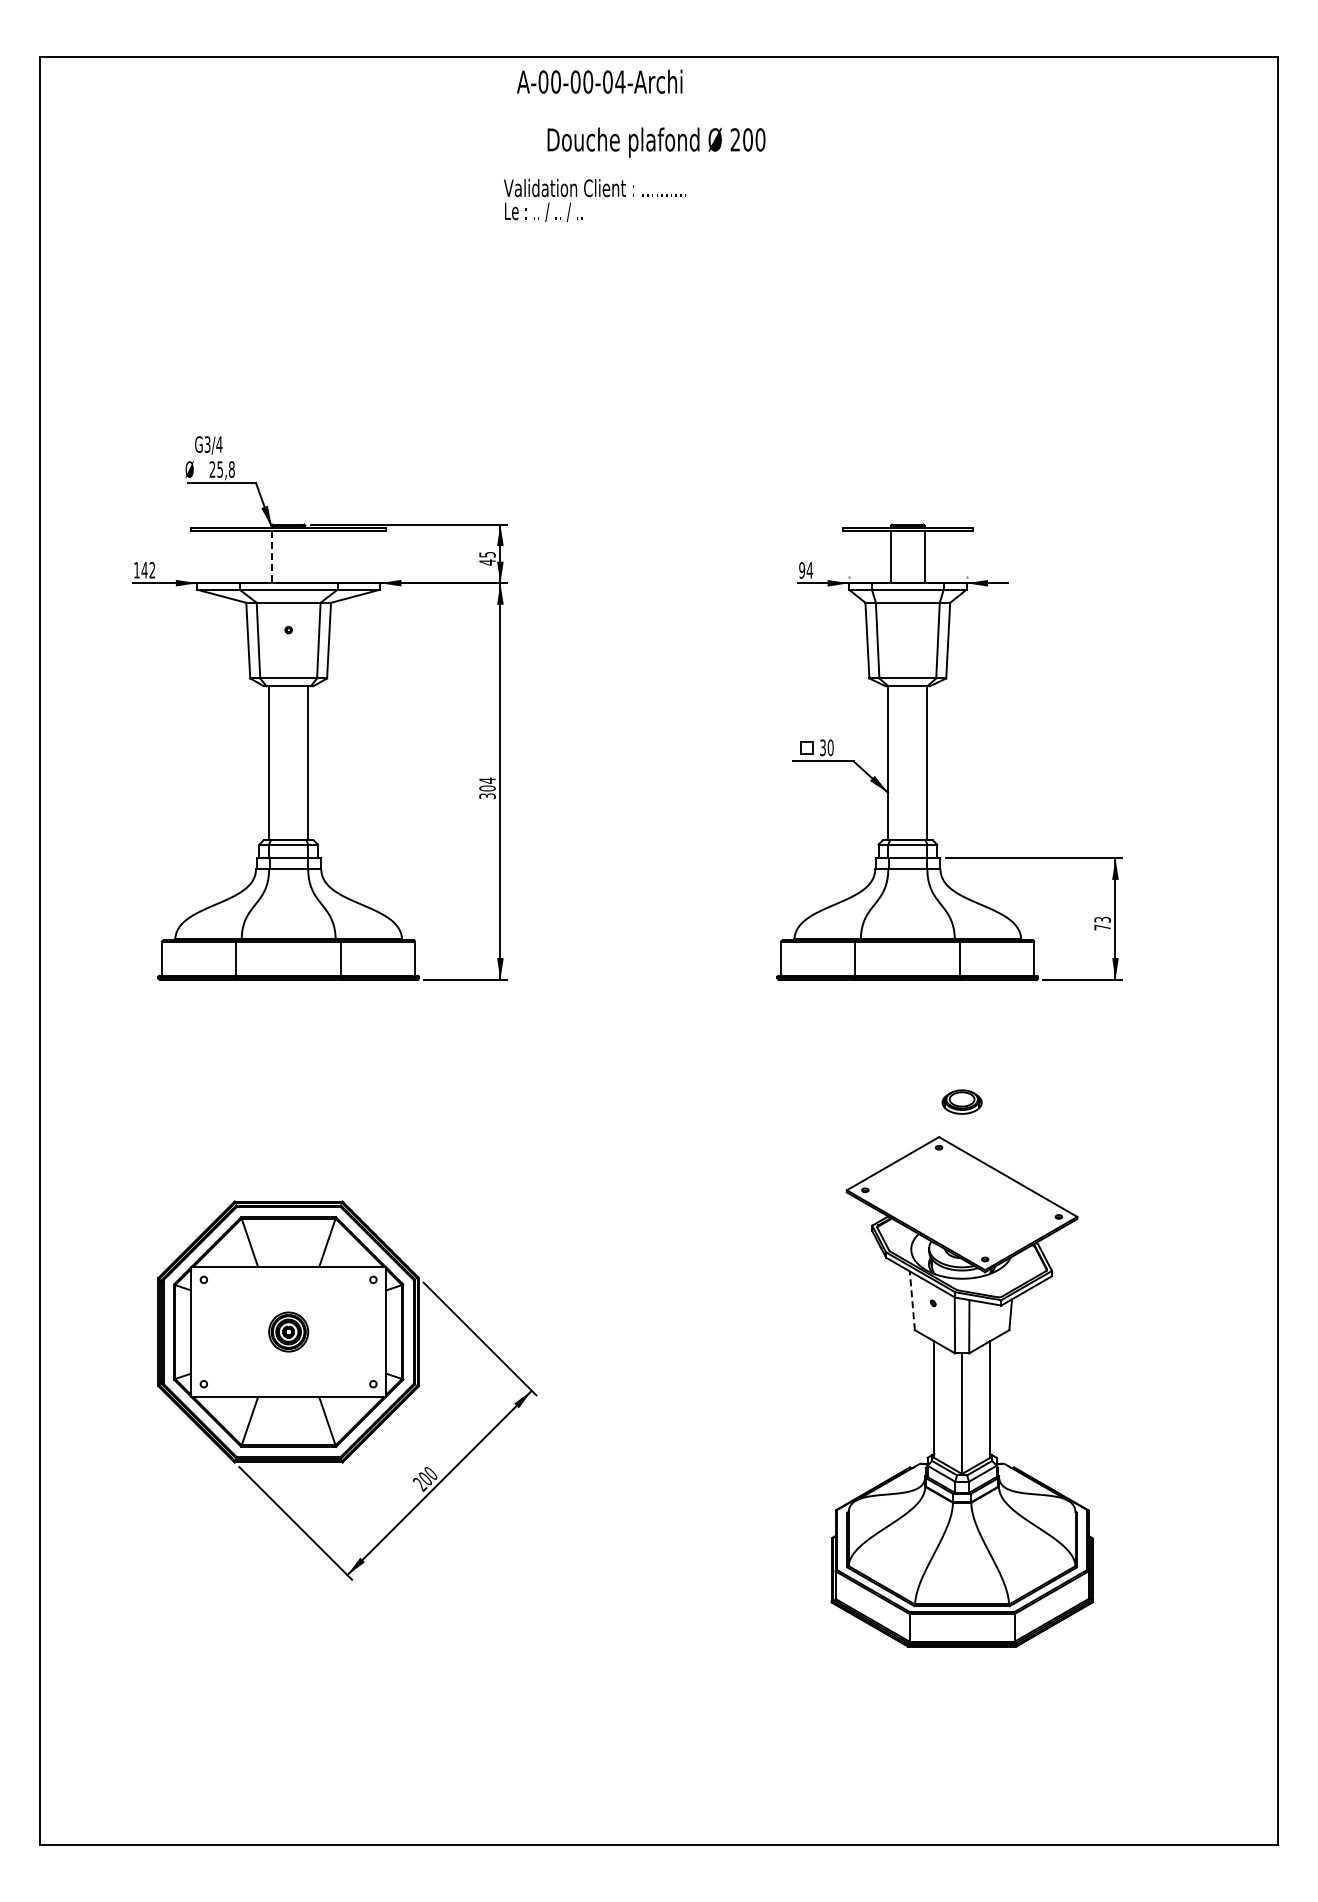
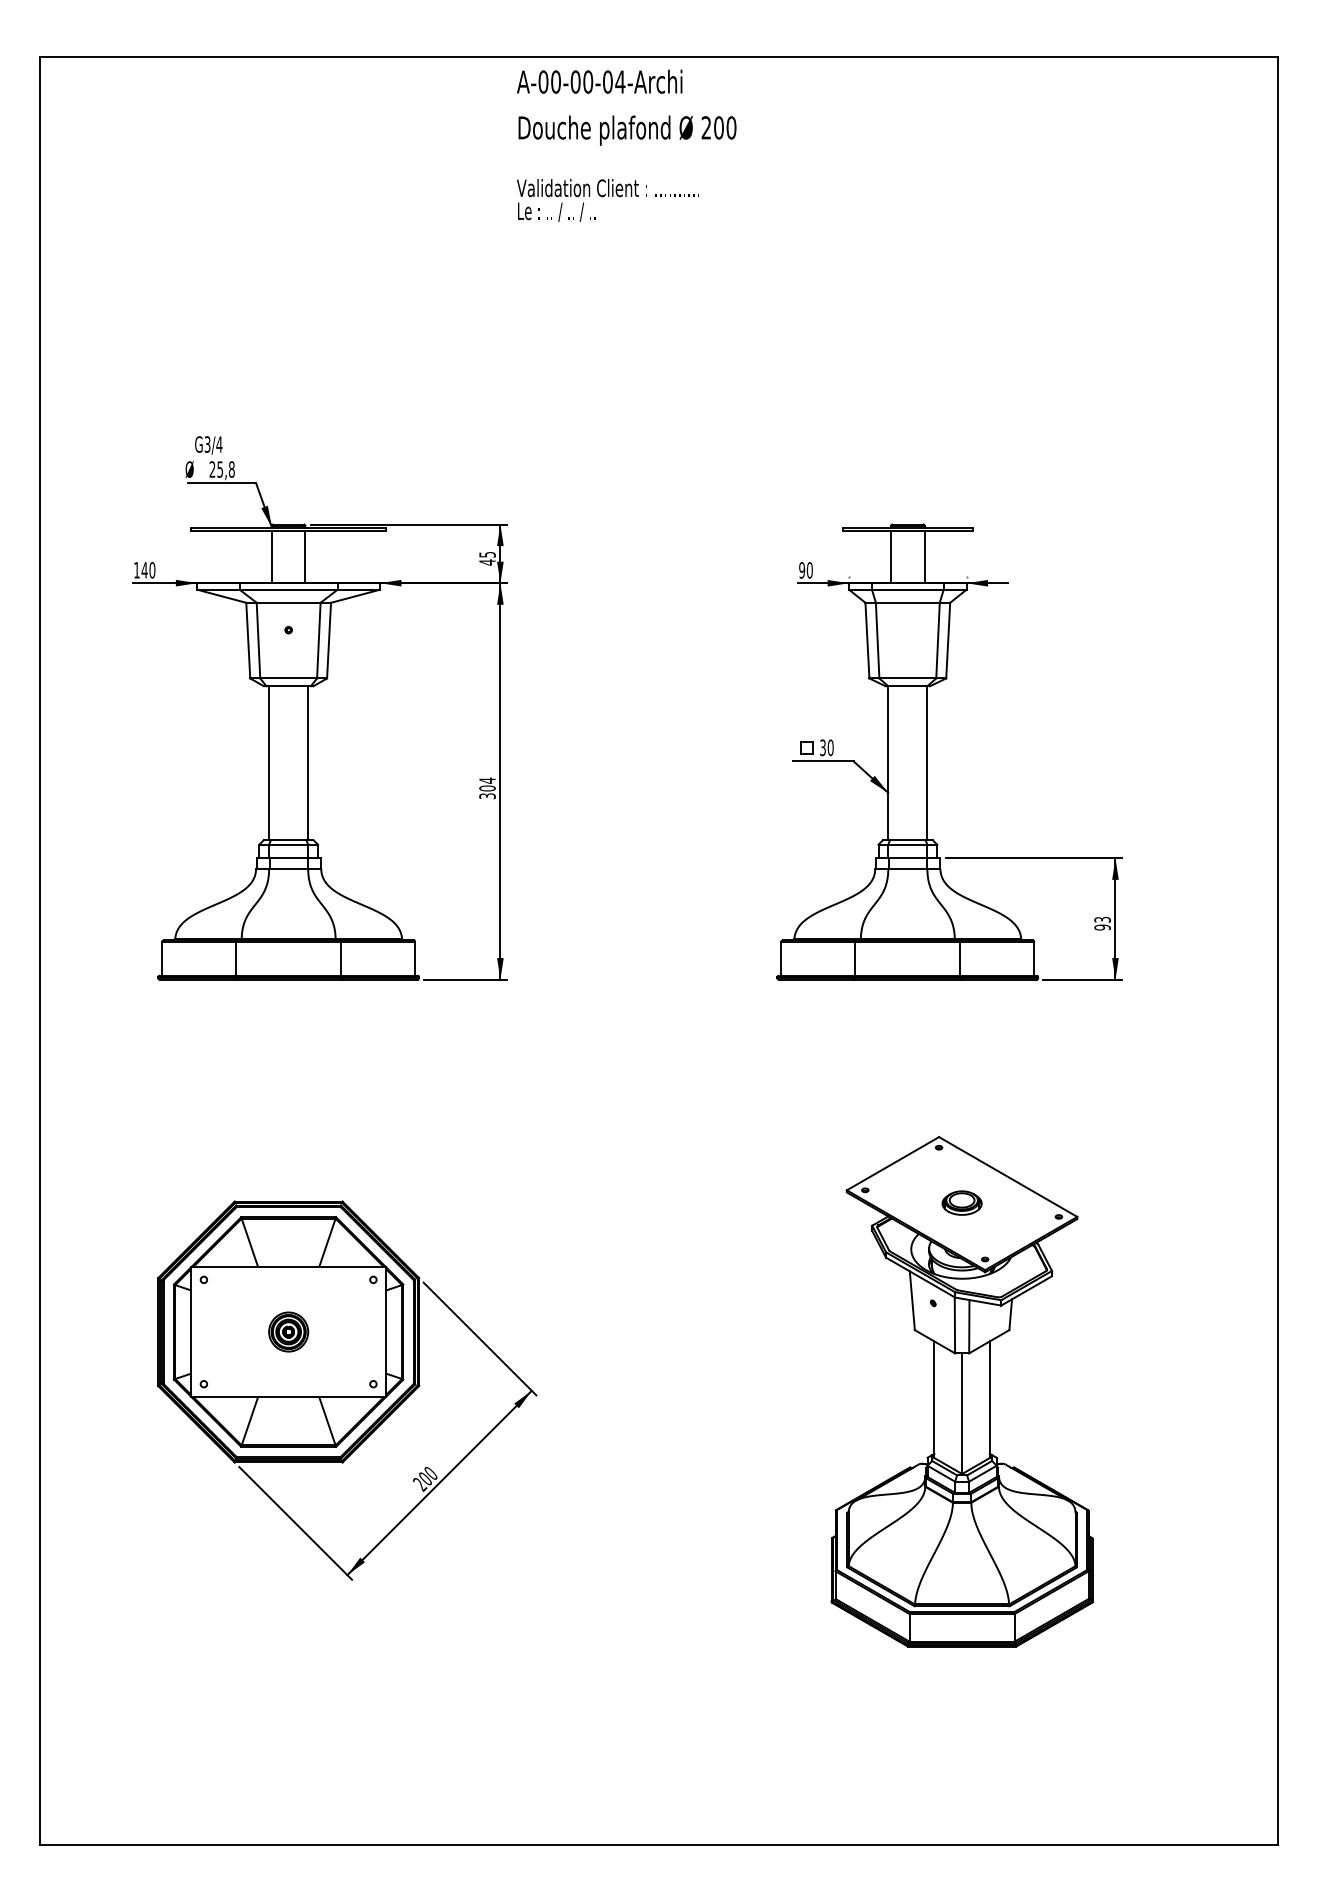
text position: (656, 142) -> (627, 130) (627, 130)
text position: (594, 200) -> (607, 200) (607, 200)
line: dashed -> solid (271, 557)
line: none -> present (305, 557)
text: 142 -> 140 (152, 570)
text: 94 -> 90 (809, 570)
text: 73 -> 93 (1102, 927)
part position: (961, 1101) -> (961, 1202) (961, 1202)
line: dashed -> solid (912, 1300)
